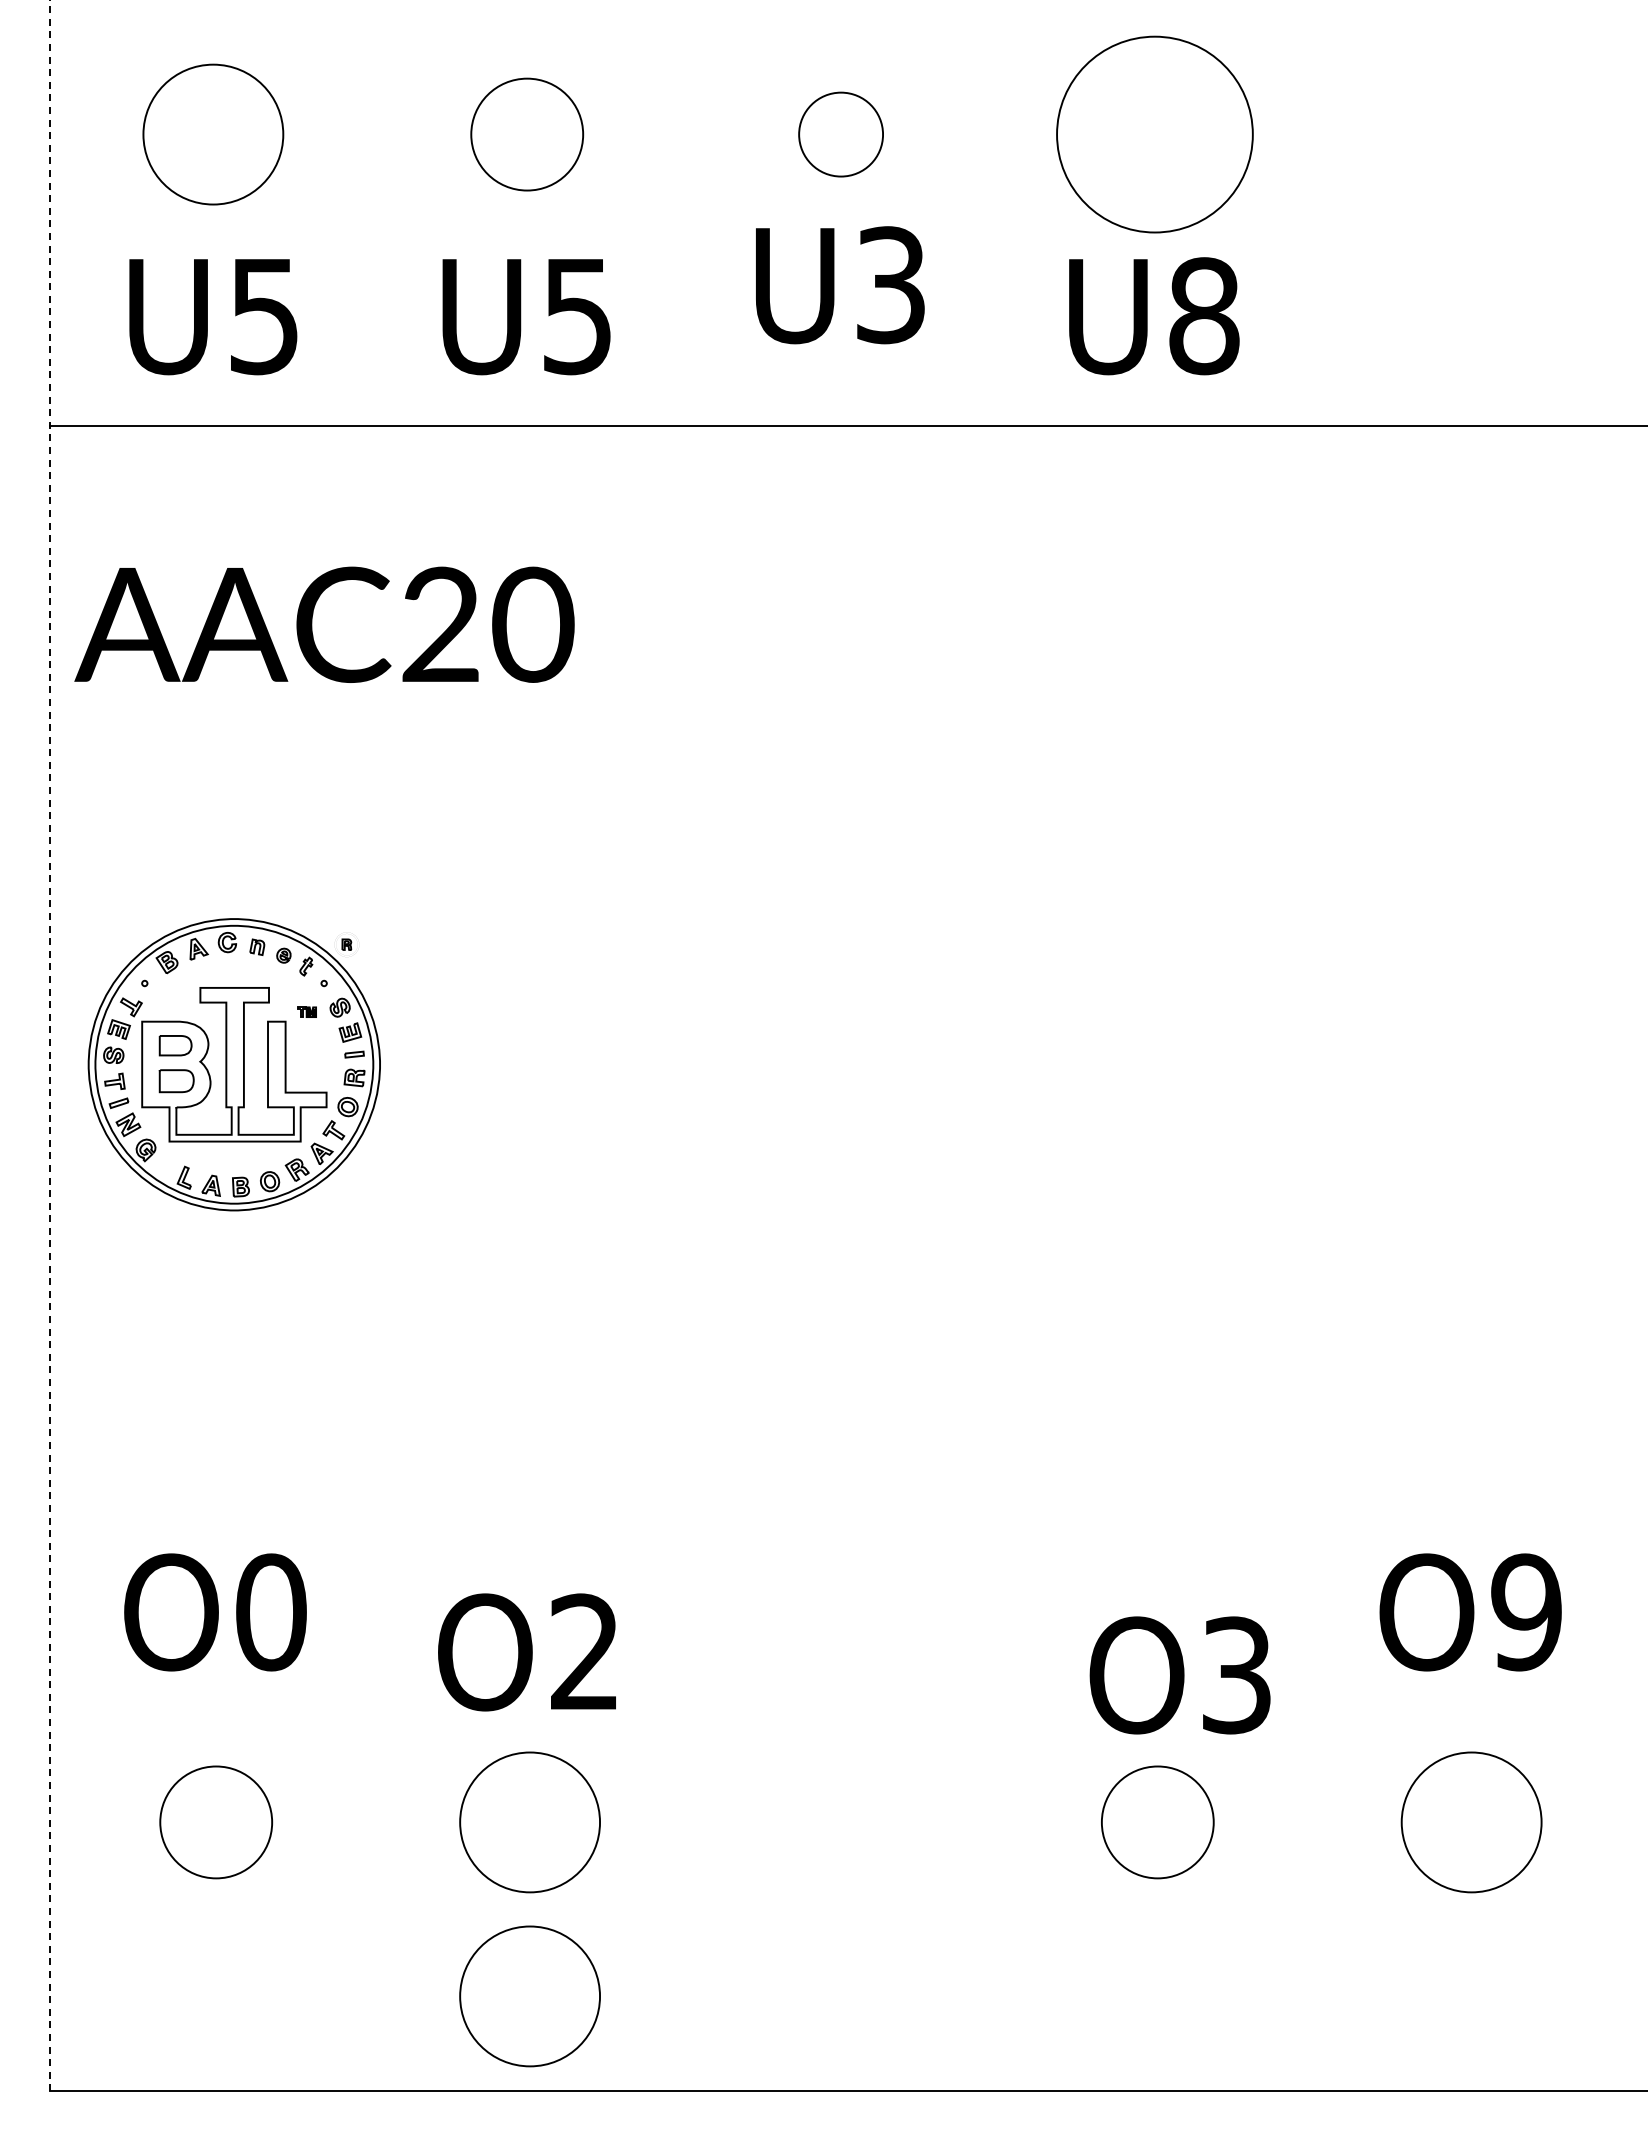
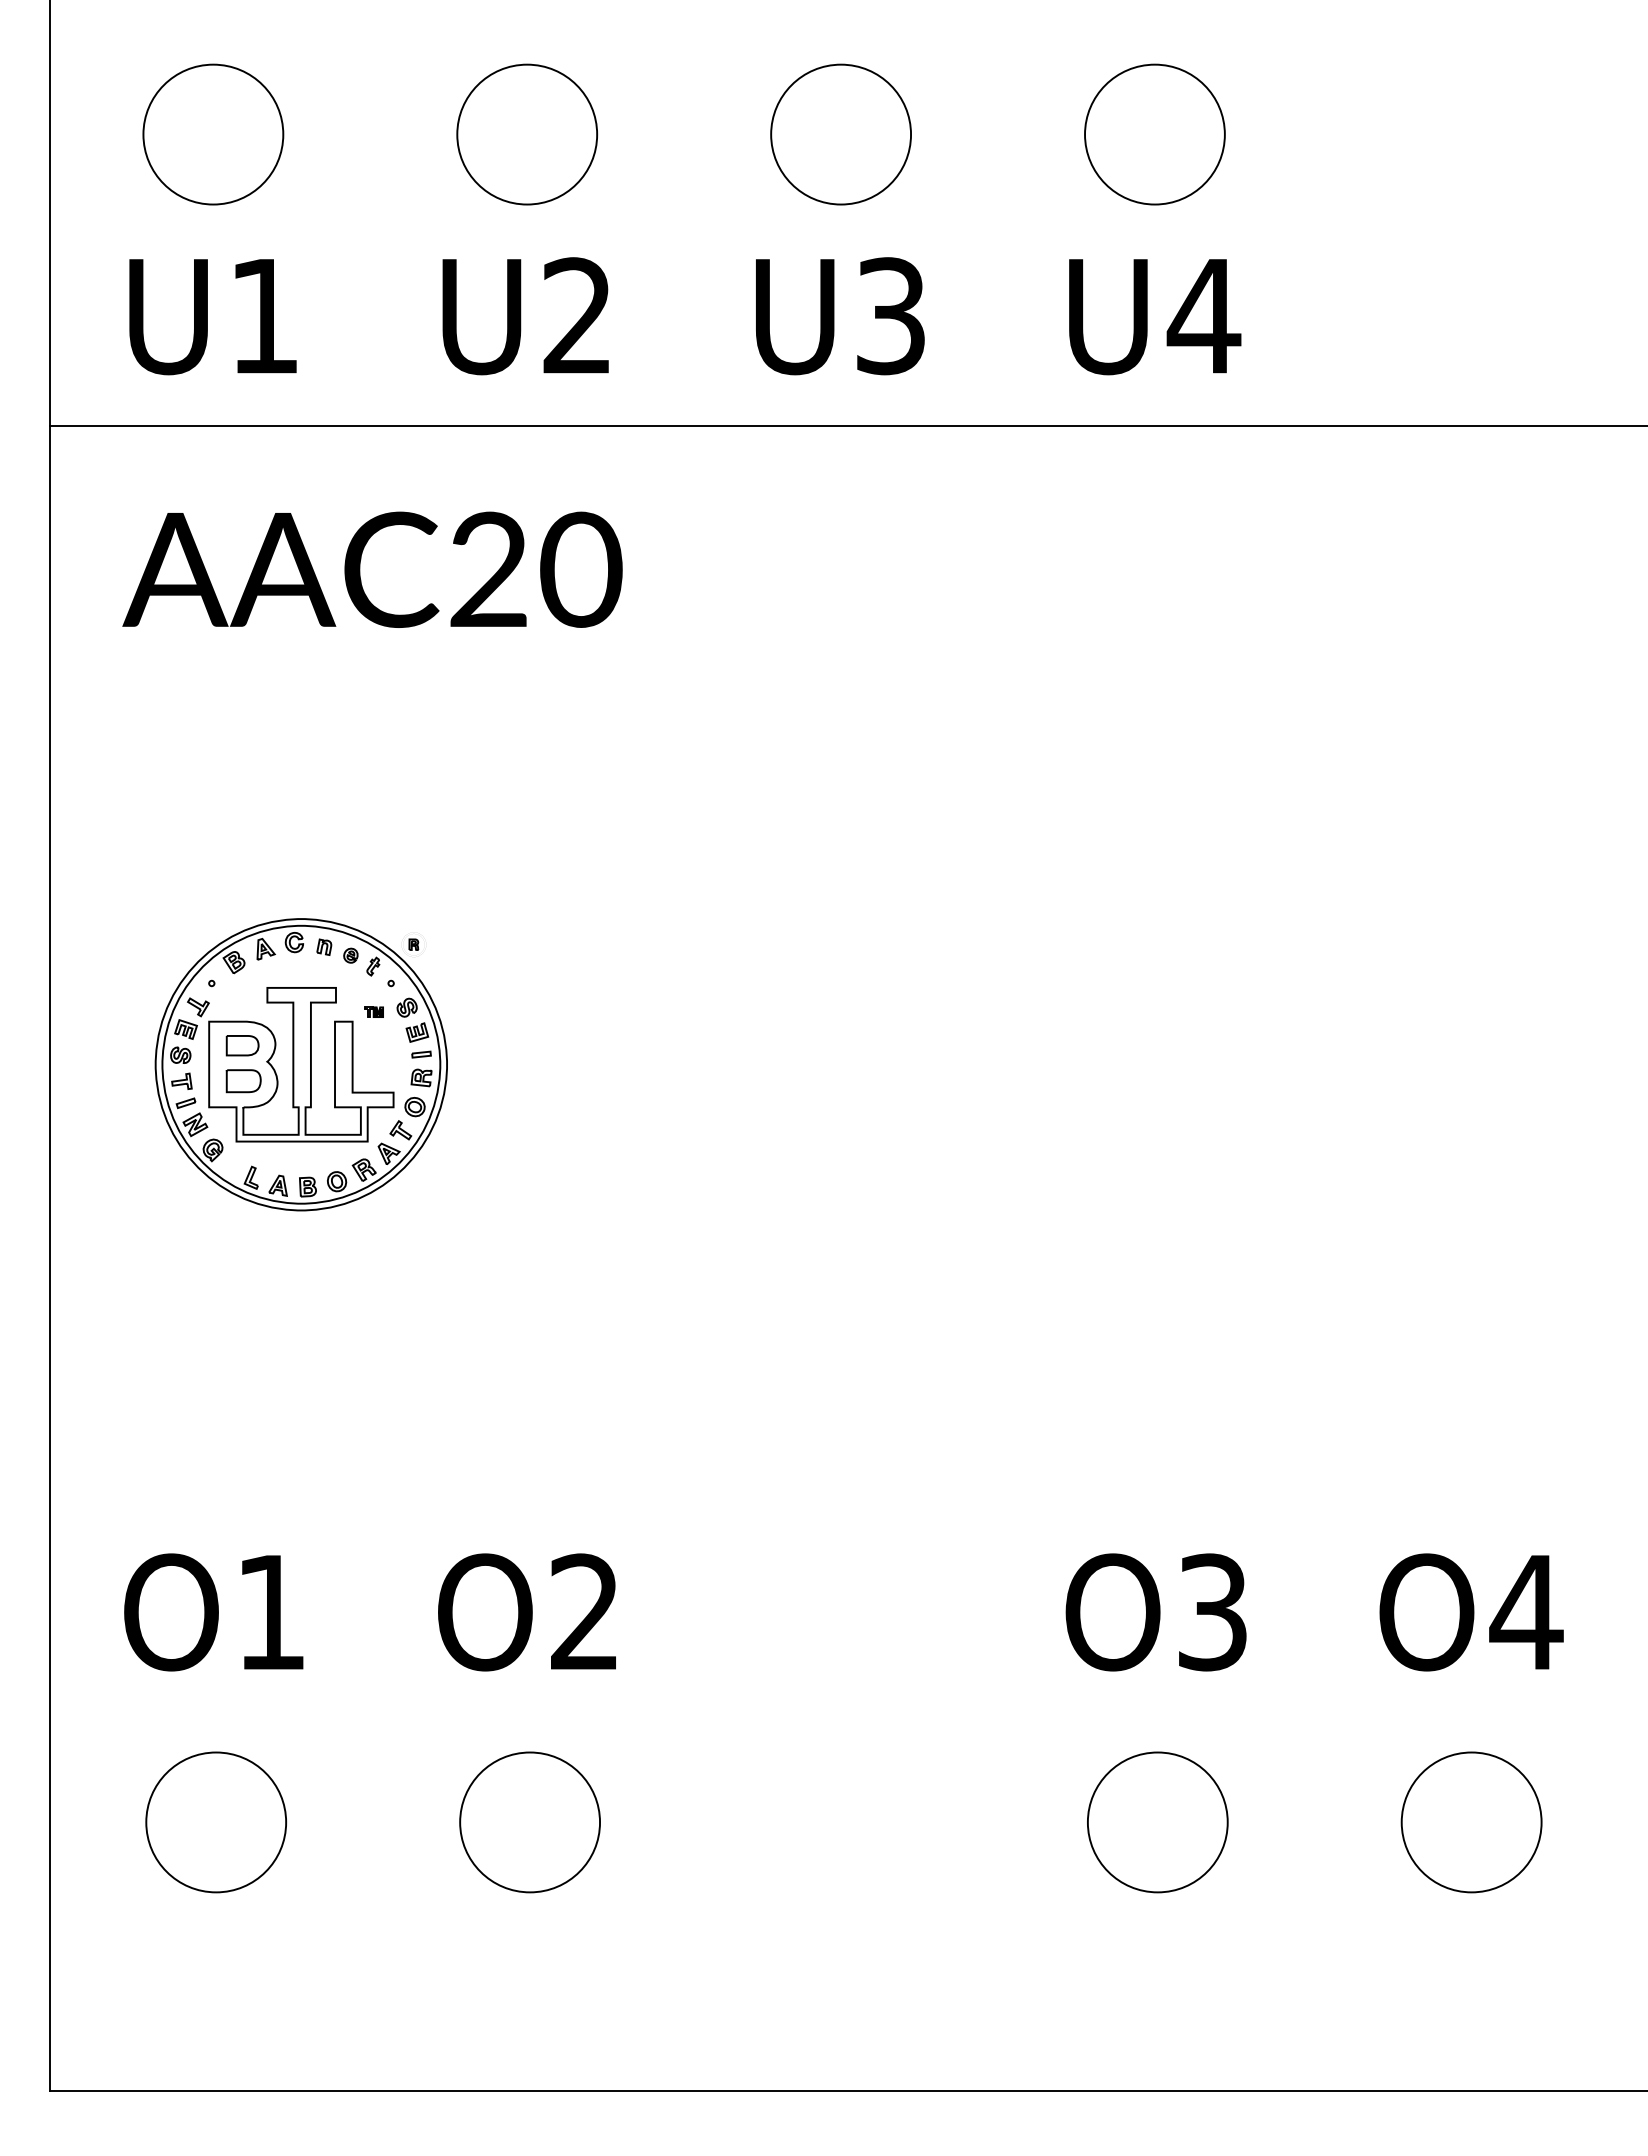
circle diameter: 112 px -> 140 px (527, 134)
circle diameter: 84 px -> 140 px (841, 134)
circle diameter: 196 px -> 140 px (1154, 134)
text position: (840, 285) -> (840, 316) (840, 316)
text: U5 -> U2 (576, 316)
text: U8 -> U4 (1203, 316)
text: U5 -> U1 (264, 317)
text position: (324, 624) -> (372, 569) (372, 569)
line: dashed -> solid (49, 1045)
part position: (233, 1064) -> (300, 1064) (300, 1064)
text: O0 -> O1 (271, 1612)
text: O9 -> O4 (1526, 1612)
text position: (526, 1652) -> (526, 1612) (526, 1612)
text position: (1179, 1675) -> (1155, 1612) (1155, 1612)
circle diameter: 112 px -> 140 px (216, 1822)
circle diameter: 112 px -> 140 px (1157, 1822)
circle: present -> none (529, 1996)
